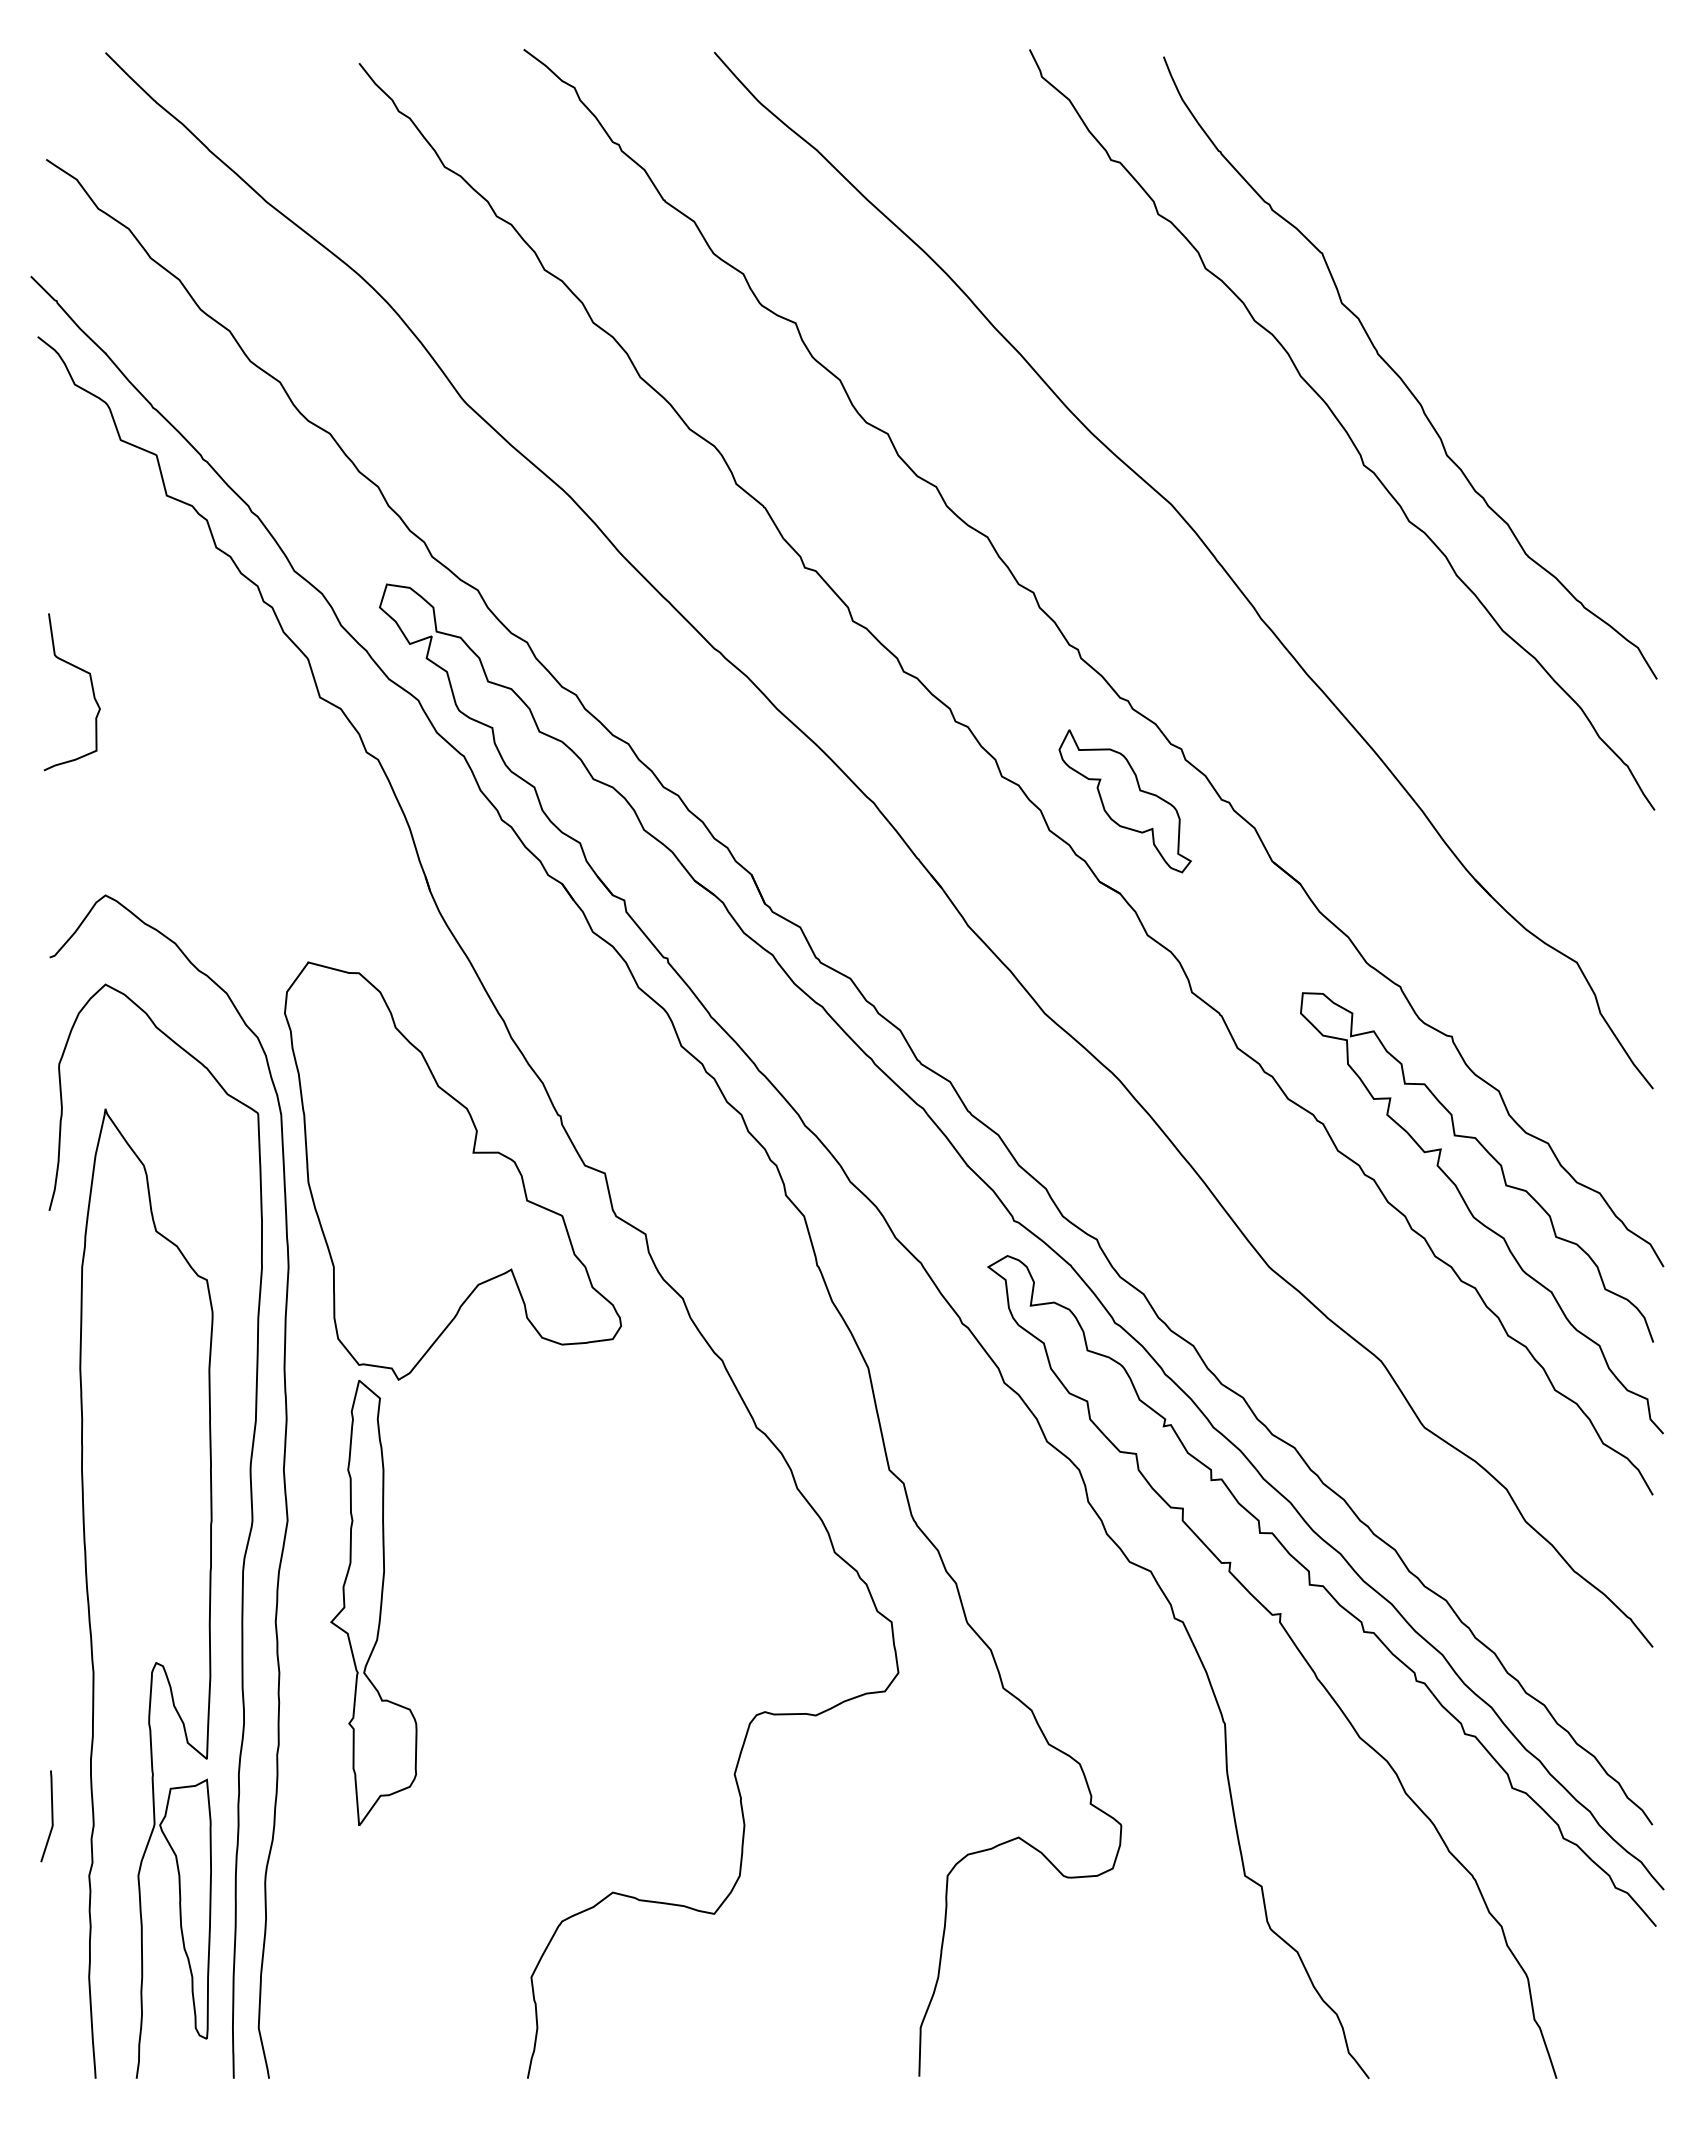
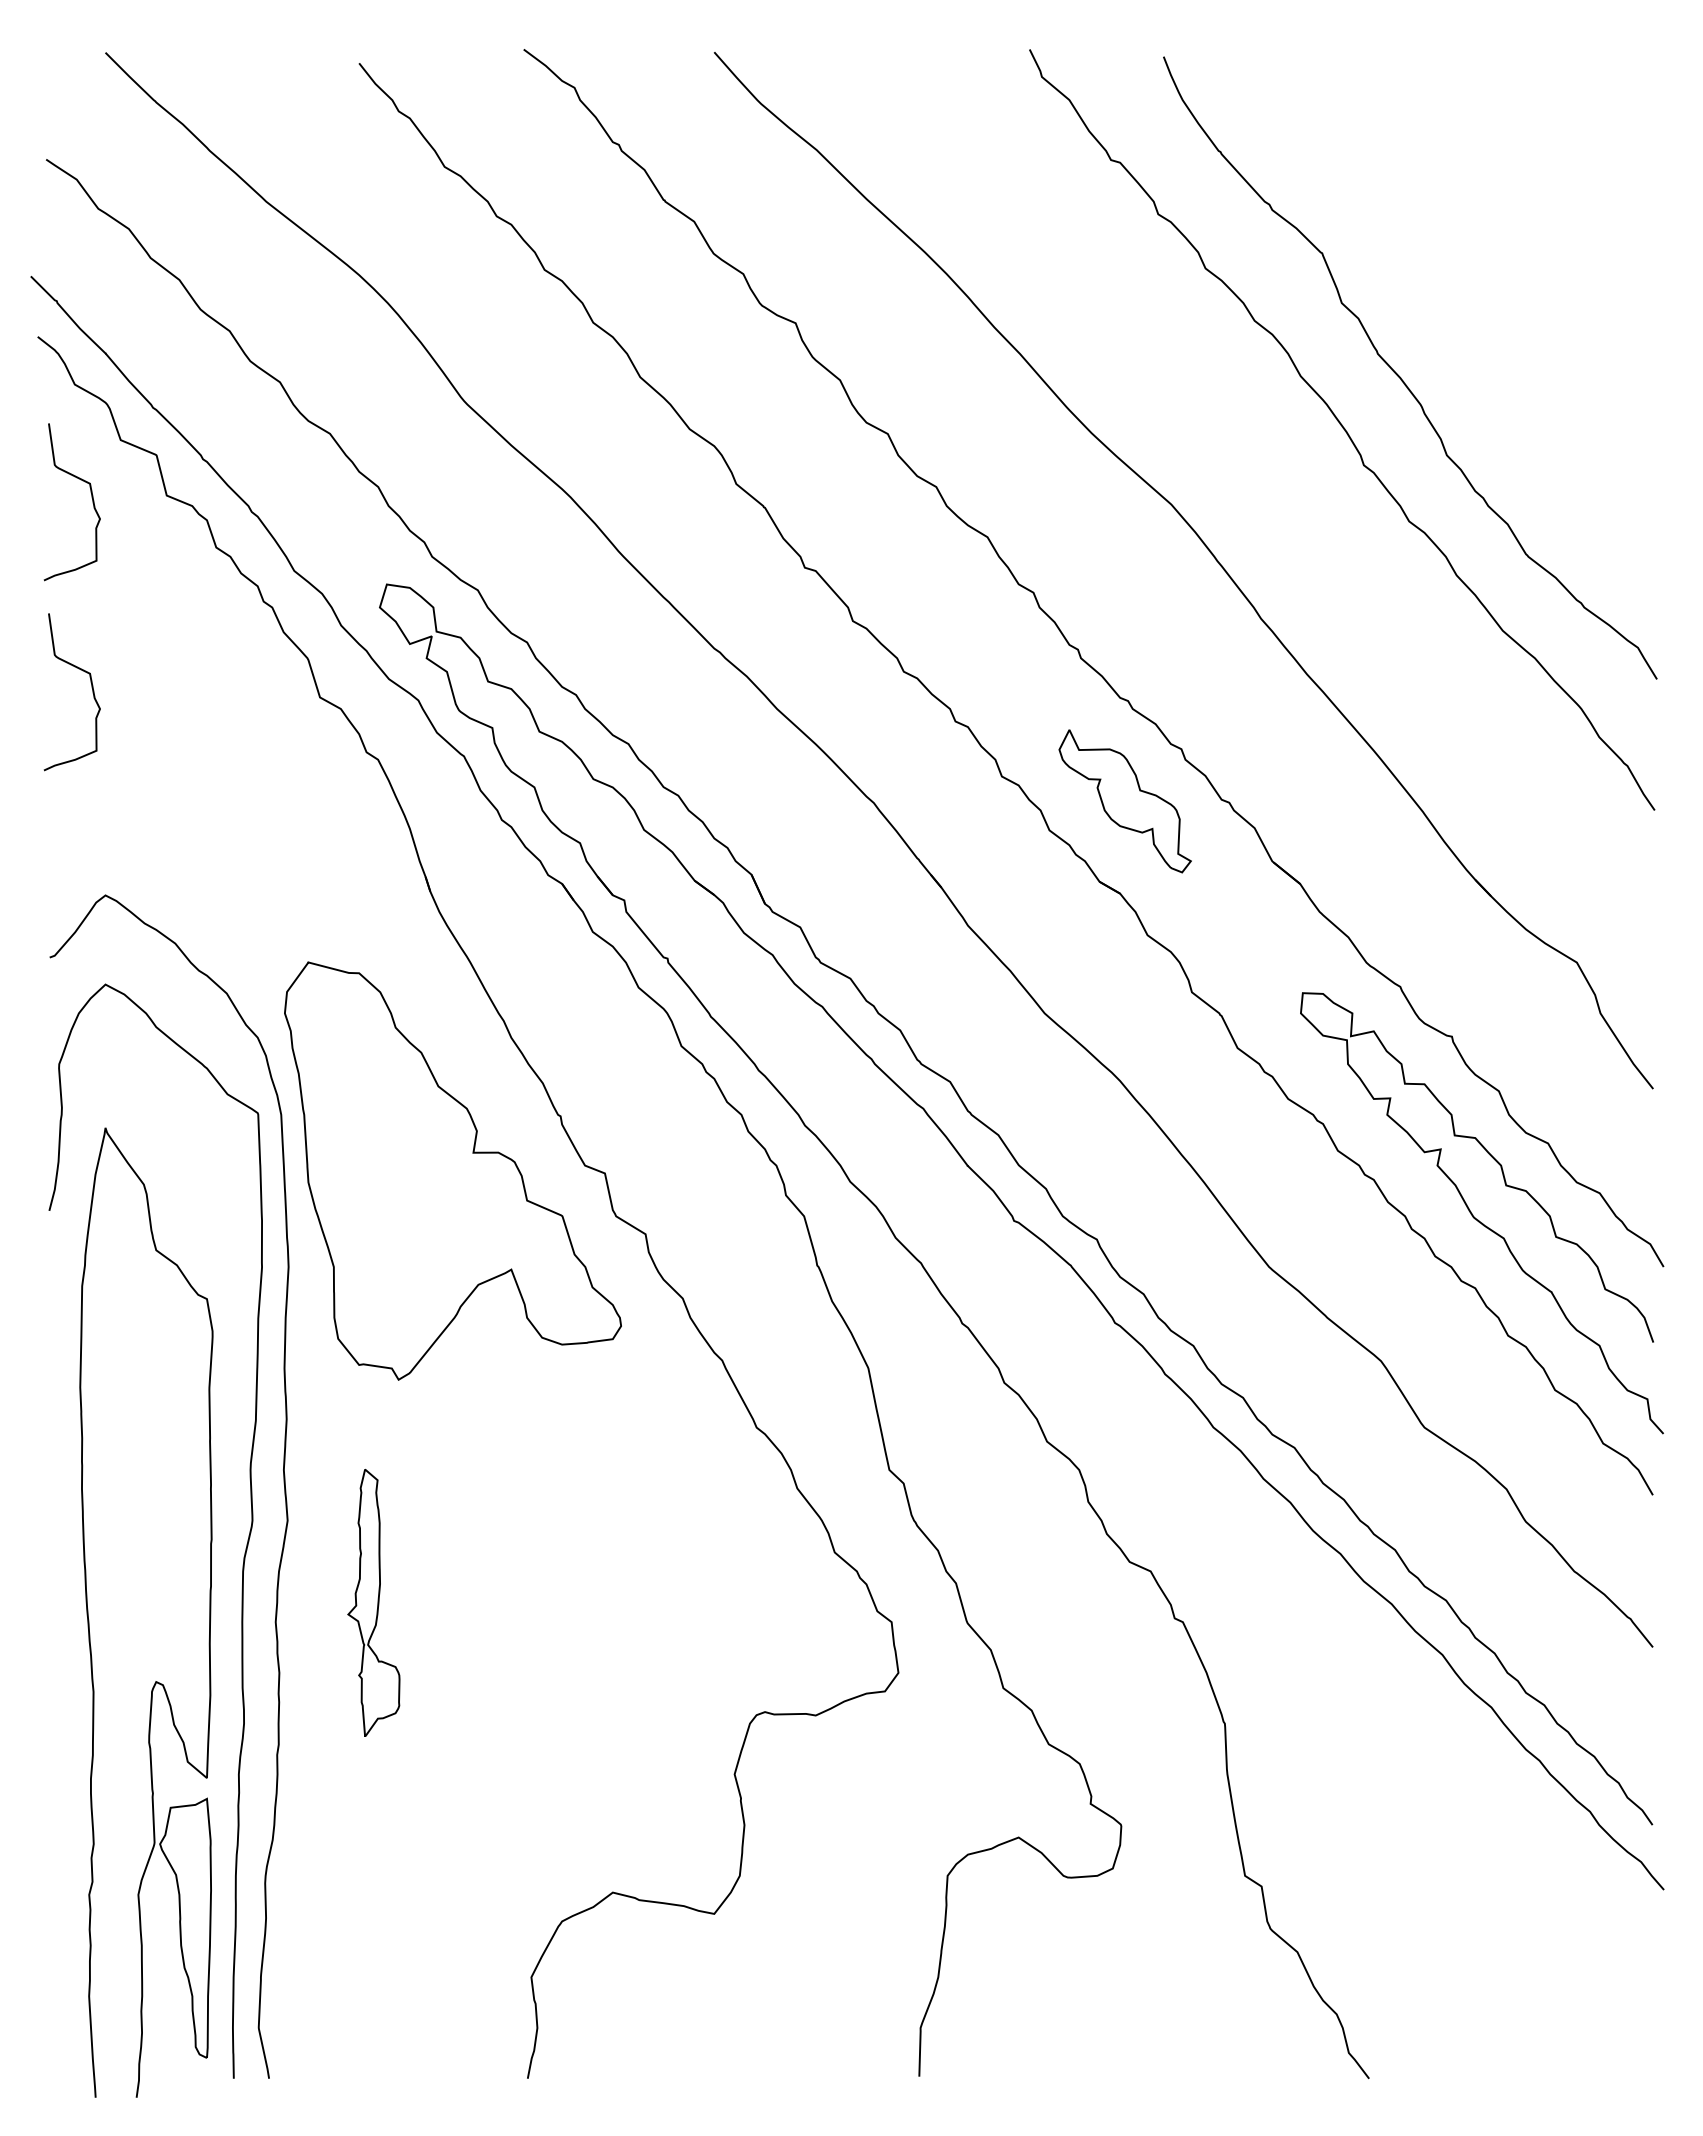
curve: none -> present (91, 498)
part position: (89, 1601) -> (89, 1620) (89, 1620)
part size: 88x446 px -> 54x268 px (373, 1602)
curve: present -> none (1315, 1672)
curve: present -> none (51, 1816)
